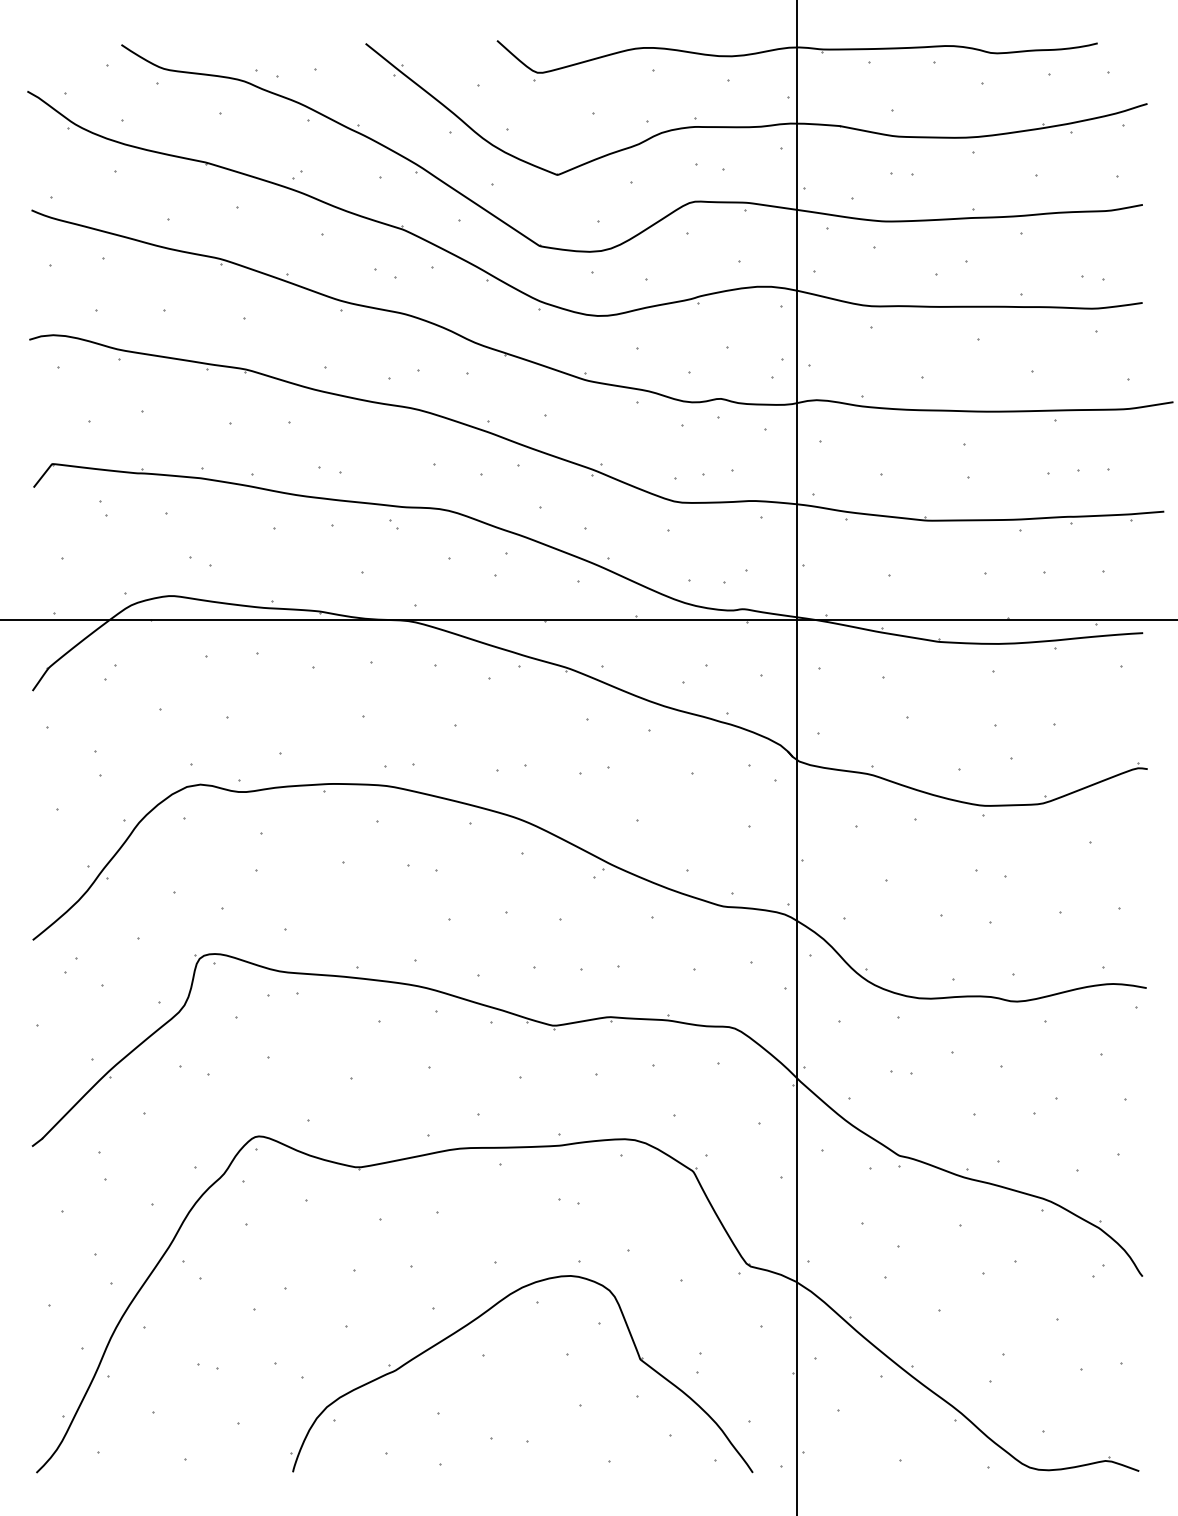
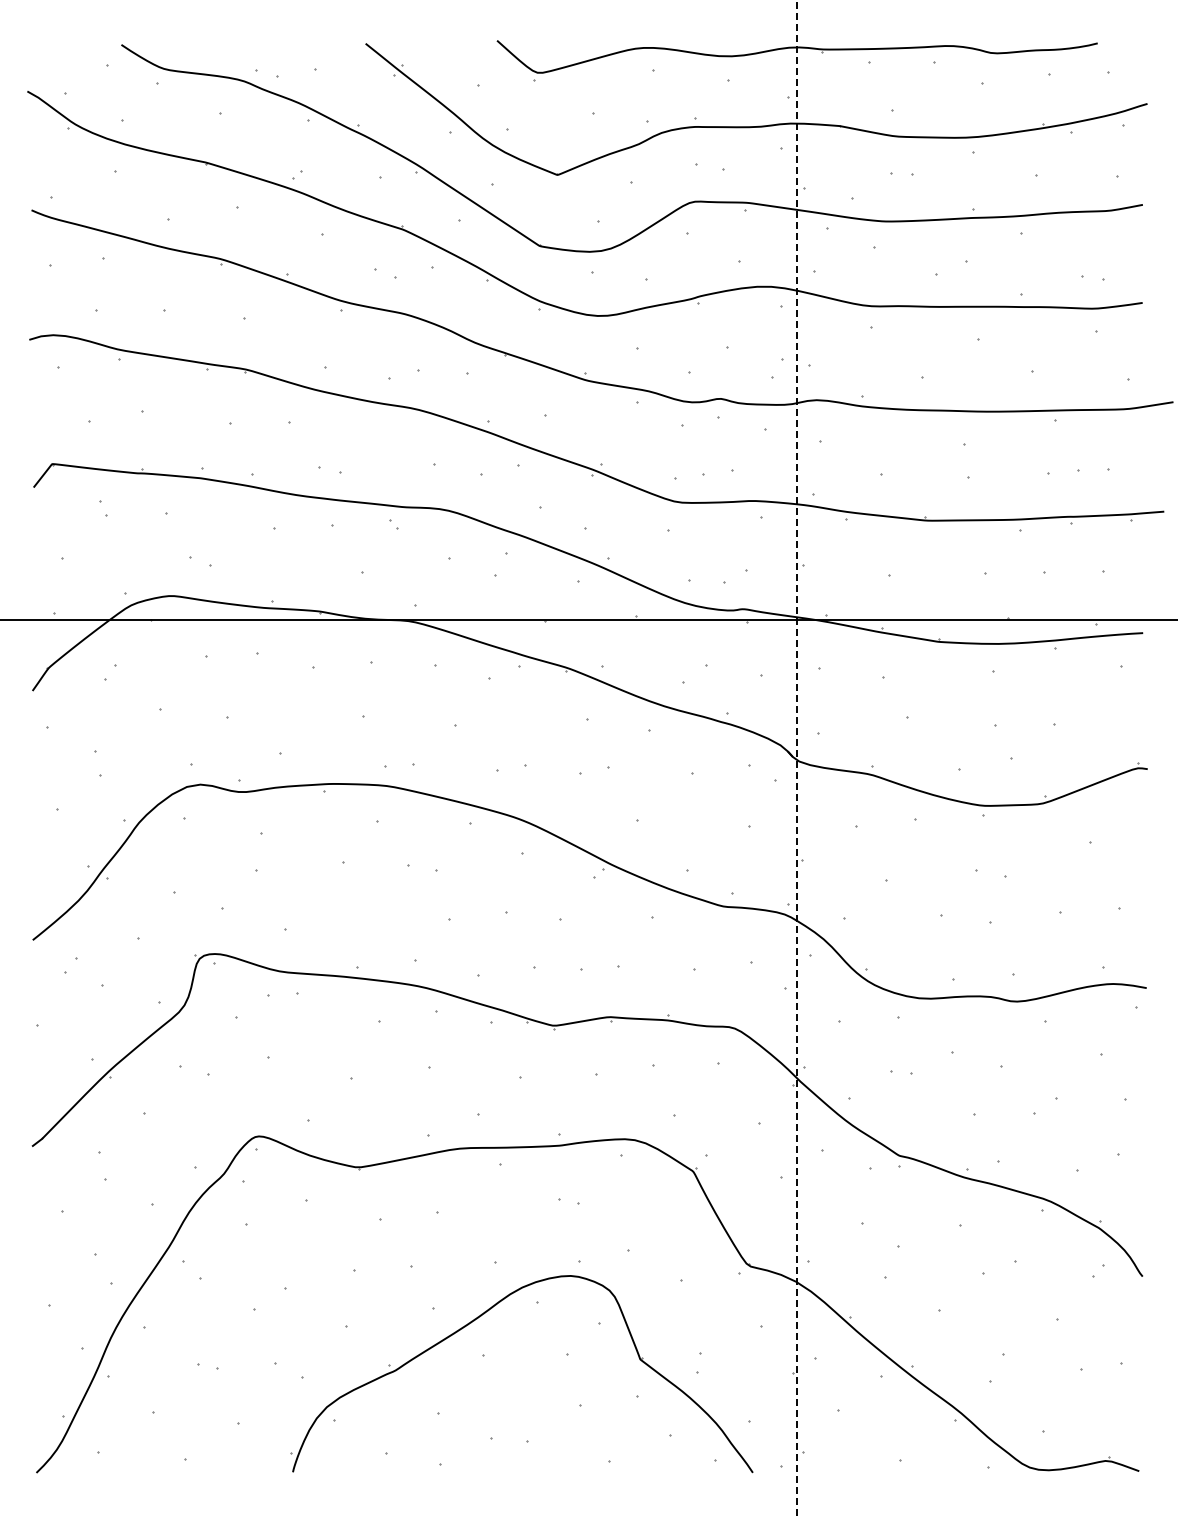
line: solid -> dashed (796, 757)
